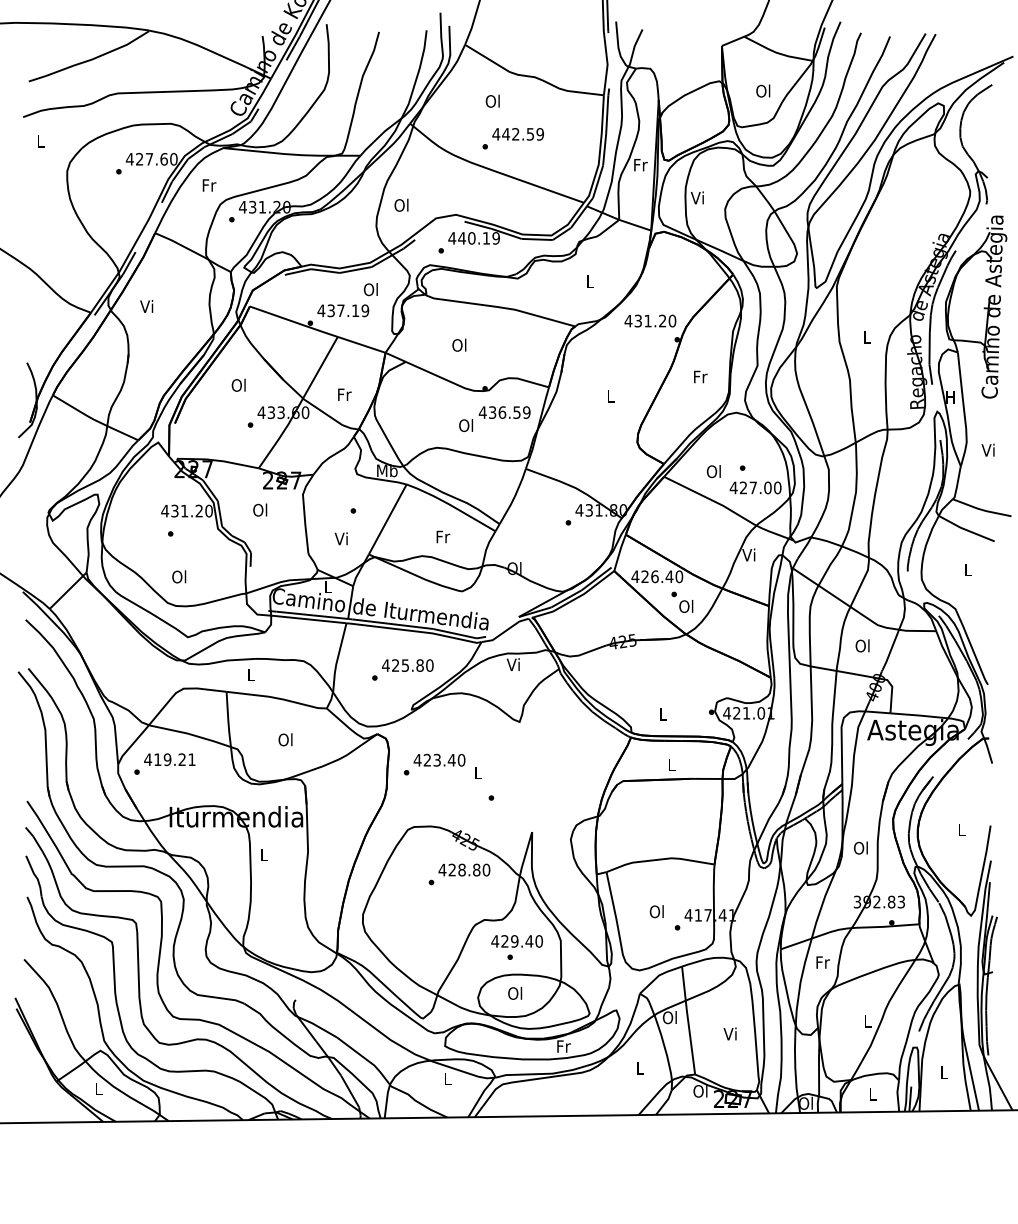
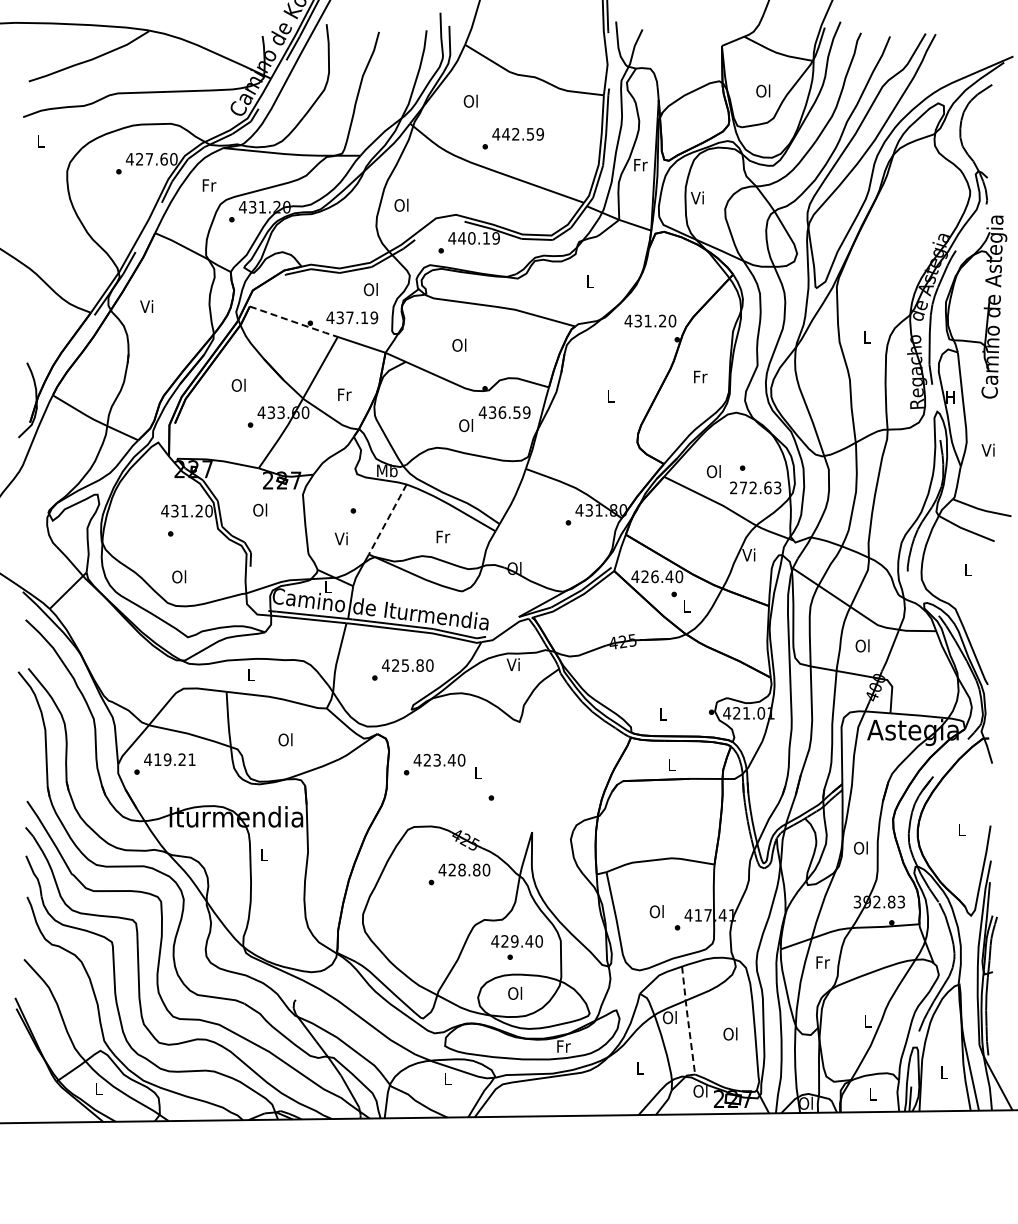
text position: (492, 100) -> (470, 100) (470, 100)
text position: (343, 310) -> (352, 317) (352, 317)
line: solid -> dashed (295, 322)
text: 427.00 -> 272.63 (755, 487)
line: solid -> dashed (387, 519)
text: Ol -> L (686, 606)
line: solid -> dashed (688, 1020)
text: Vi -> Ol (730, 1033)
